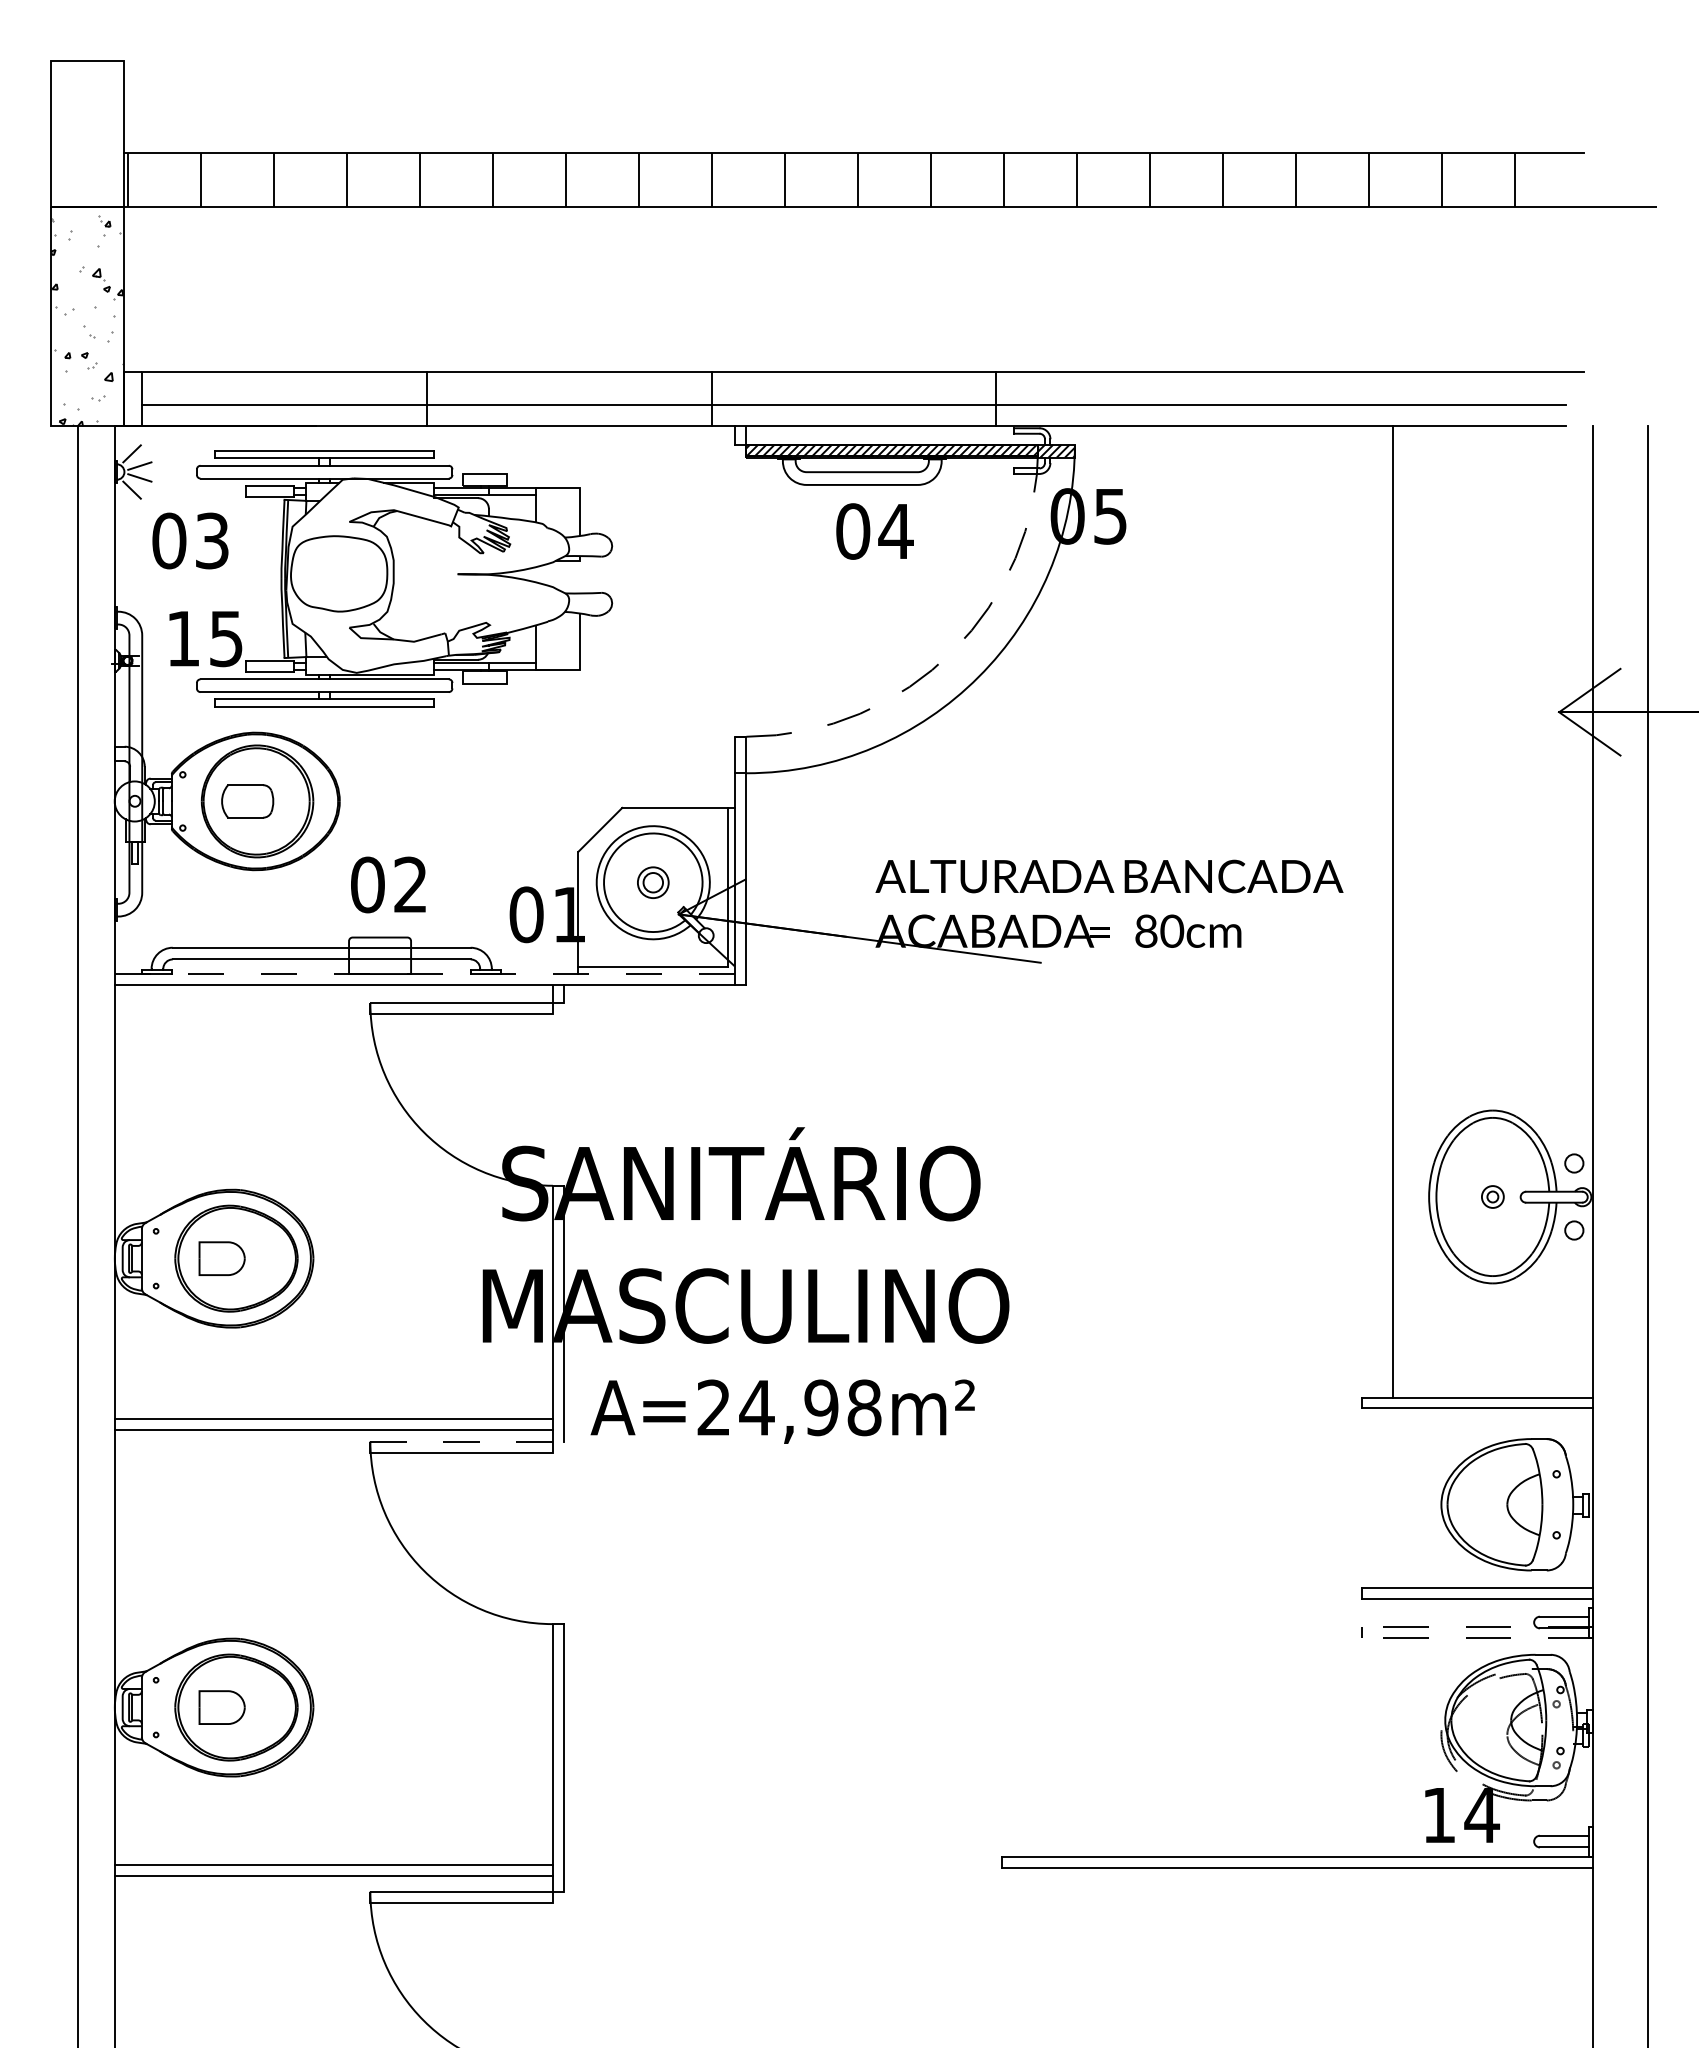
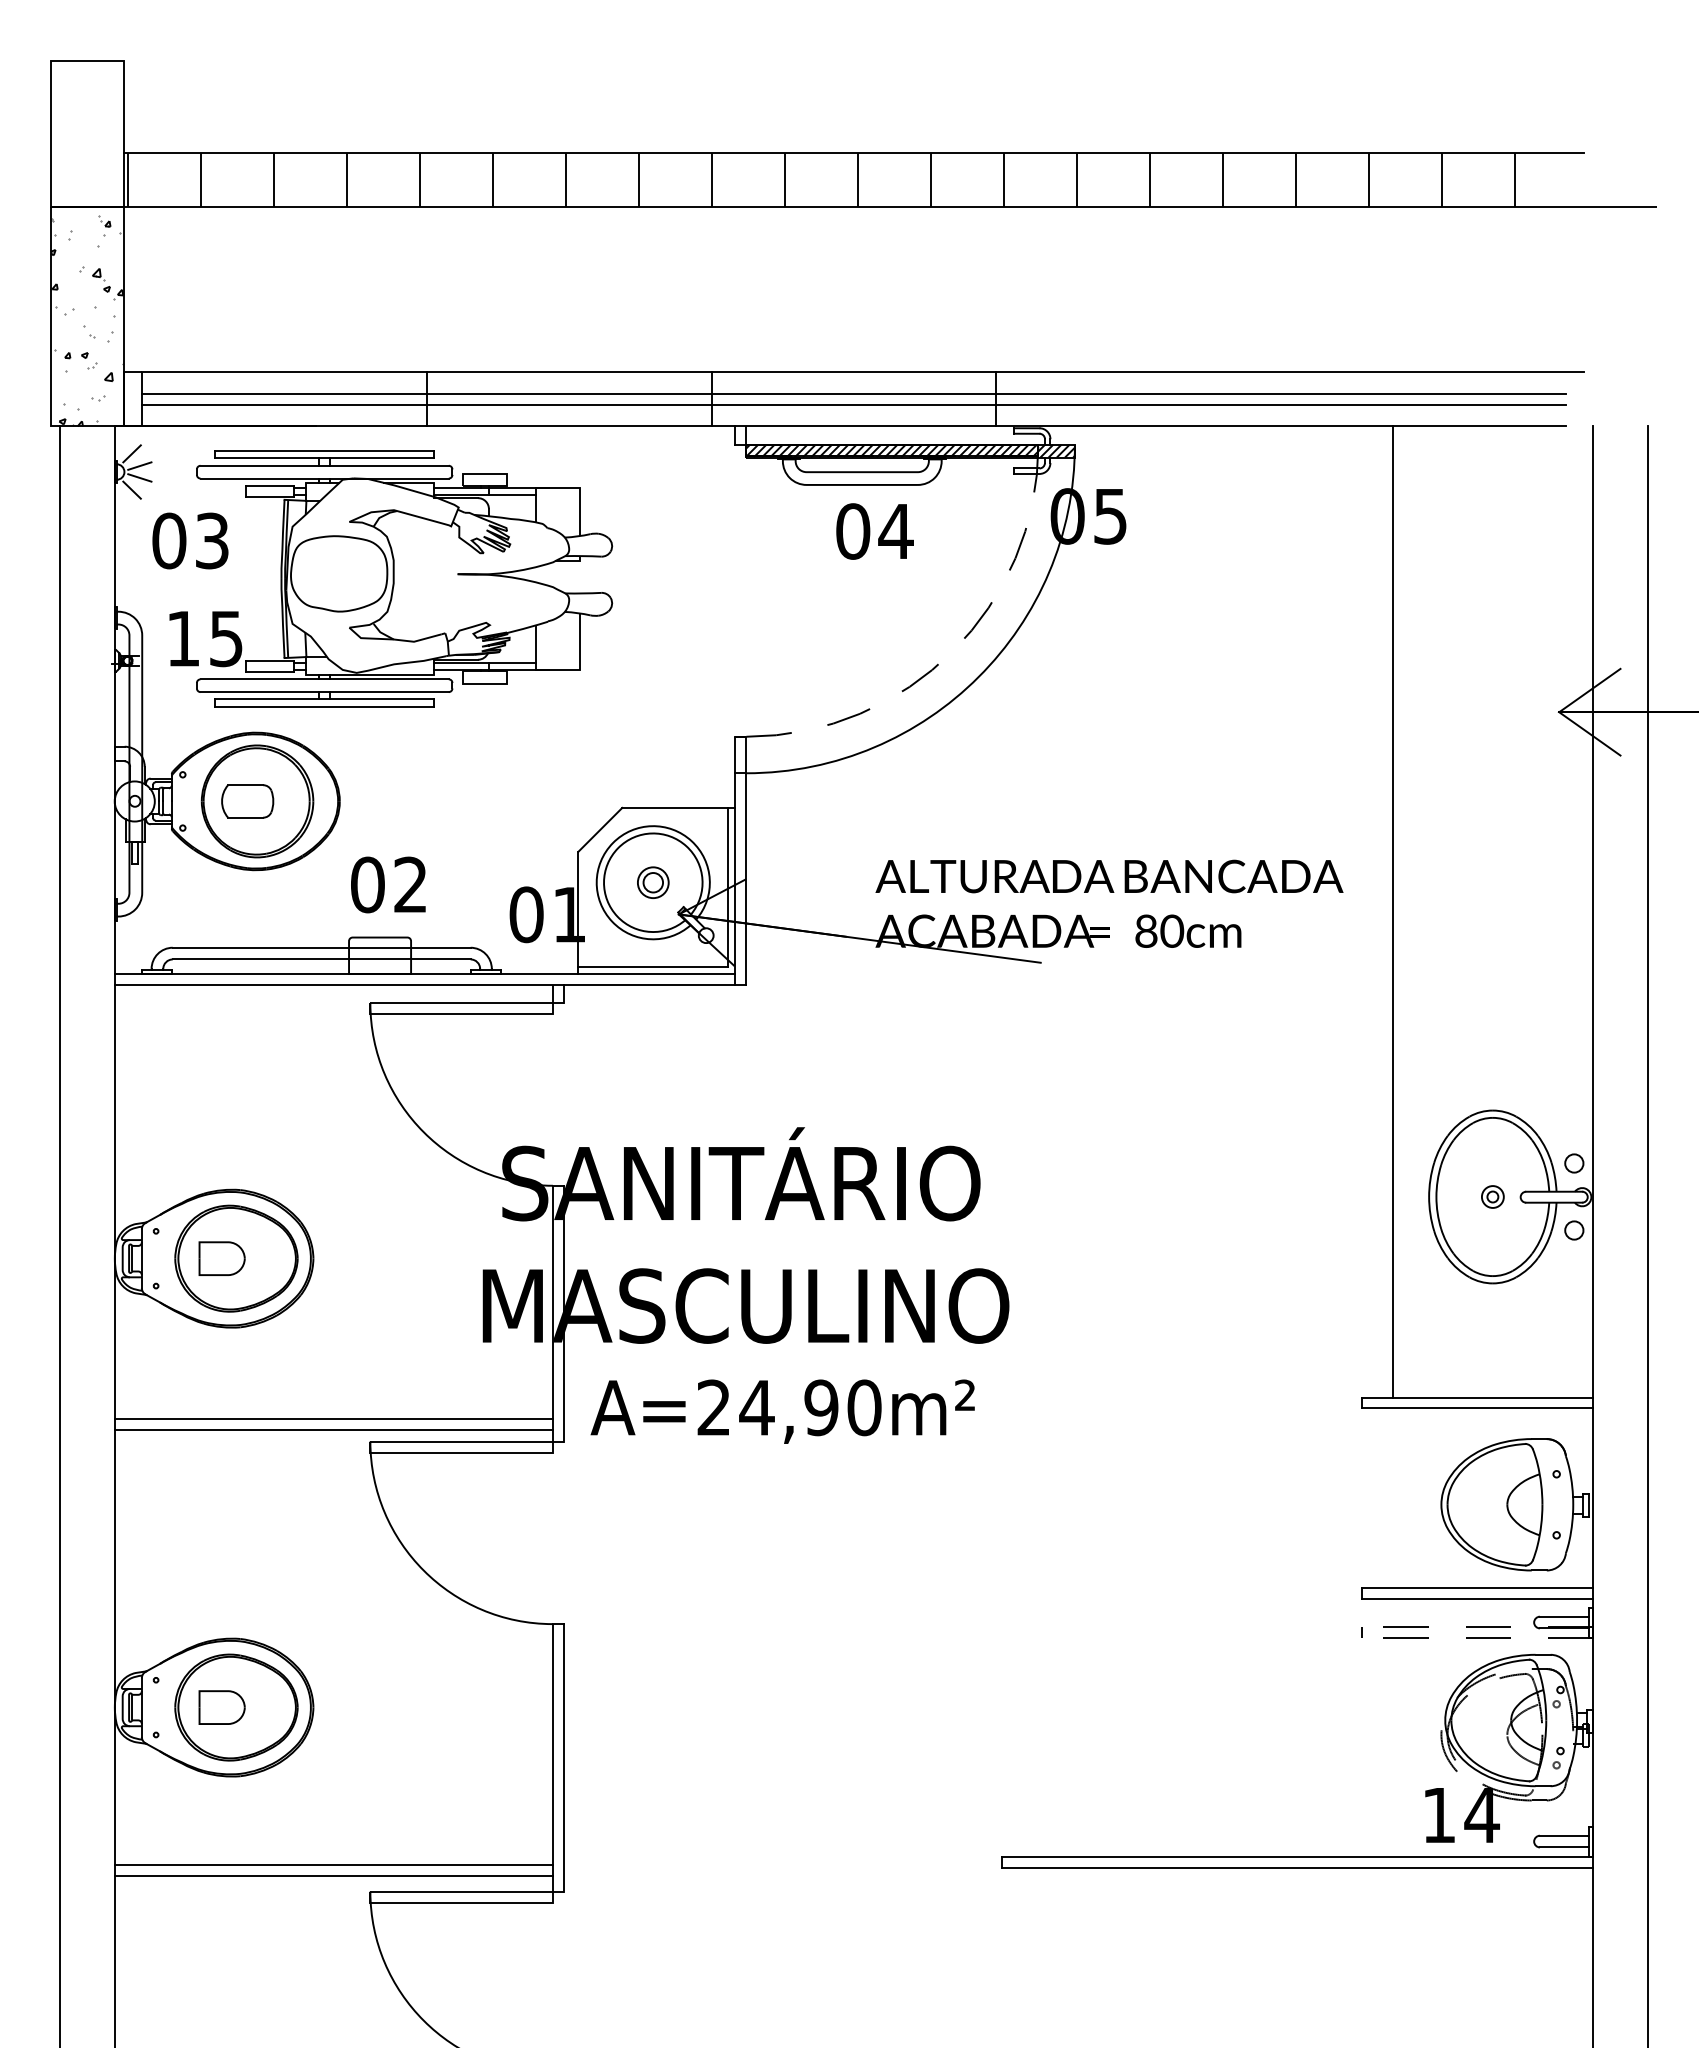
line: none -> present (853, 393)
line: dashed -> solid (424, 974)
line position: (78, 1235) -> (60, 1235) (60, 1235)
text: A=24,98m² -> A=24,90m² (864, 1407)
line: dashed -> solid (467, 1441)
